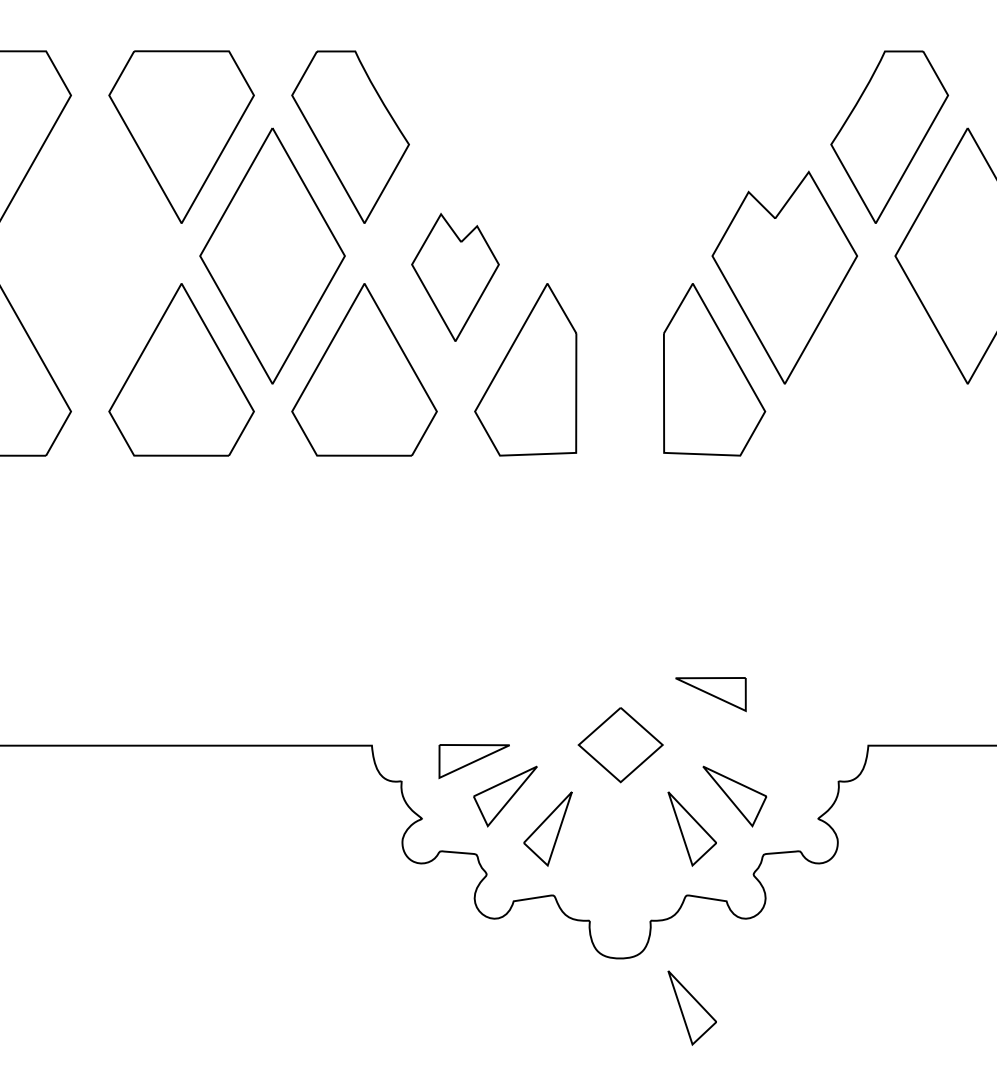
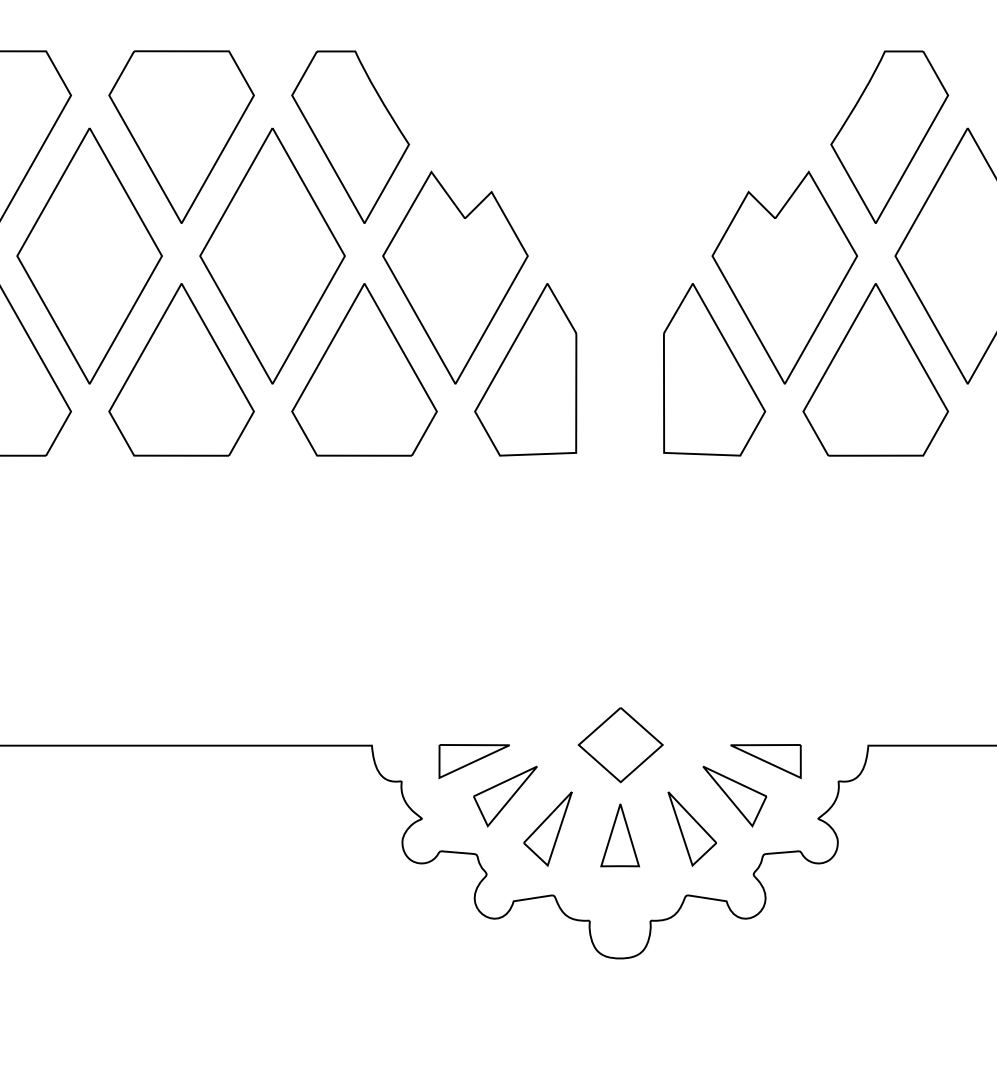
part: none -> present (89, 255)
part size: 89x129 px -> 147x215 px (455, 277)
part: none -> present (875, 369)
part position: (710, 694) -> (765, 761) (765, 761)
part: none -> present (619, 835)
part: present -> none (691, 1007)
